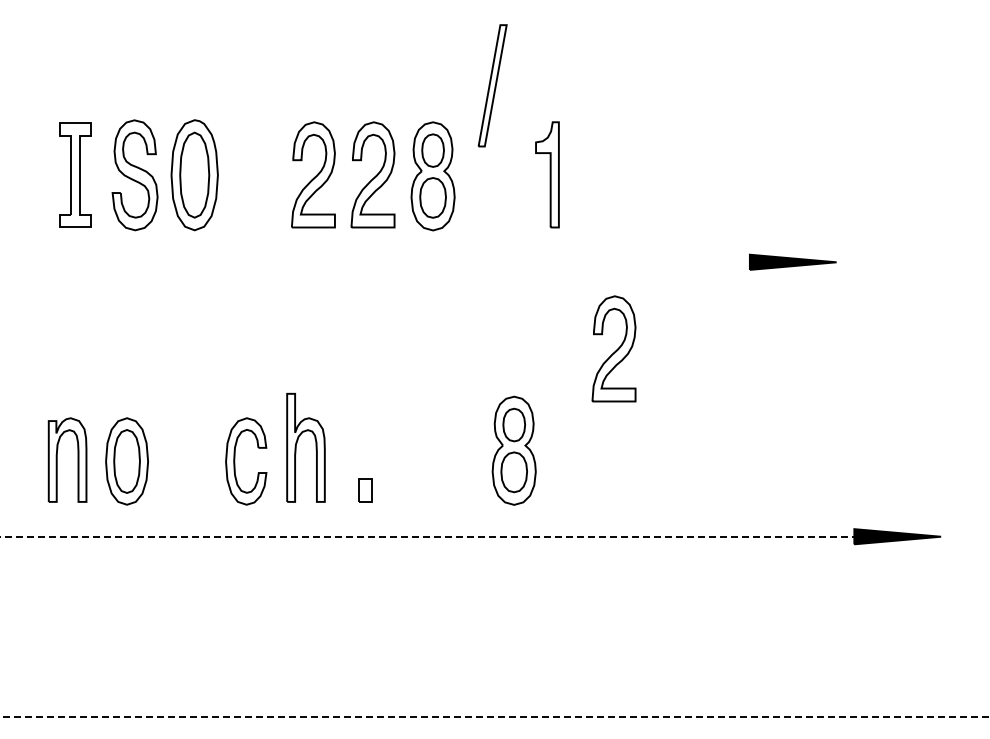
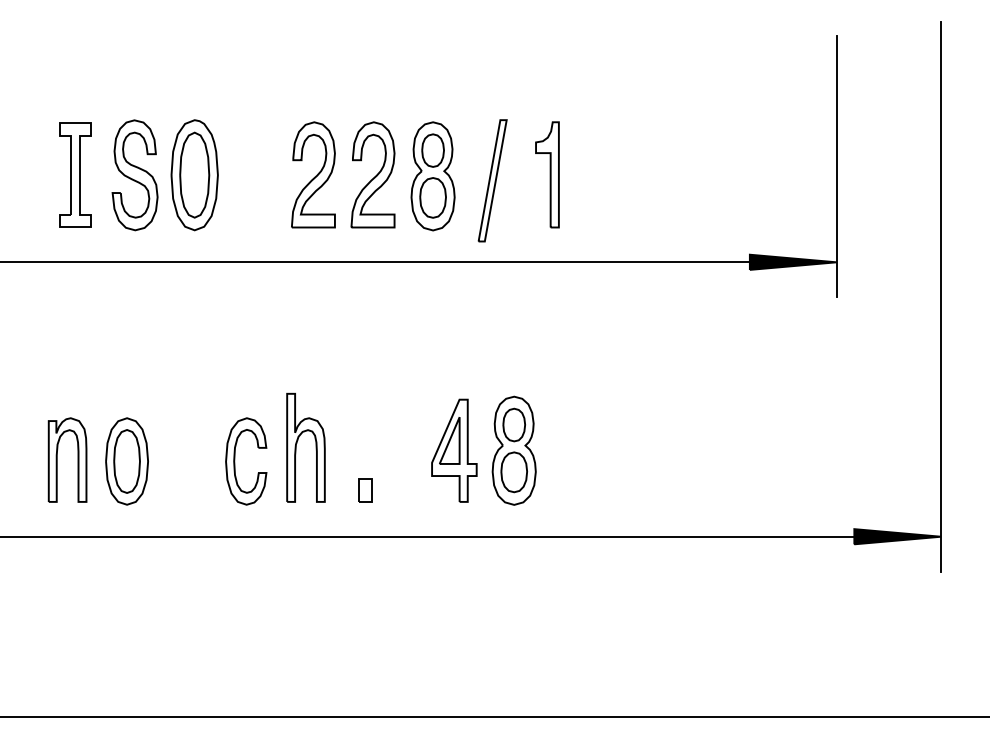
part position: (492, 85) -> (492, 180) (492, 180)
line: none -> present (836, 166)
line: none -> present (375, 262)
line: none -> present (941, 296)
part: present -> none (613, 348)
part: none -> present (454, 450)
line: dashed -> solid (427, 536)
line: dashed -> solid (495, 716)
